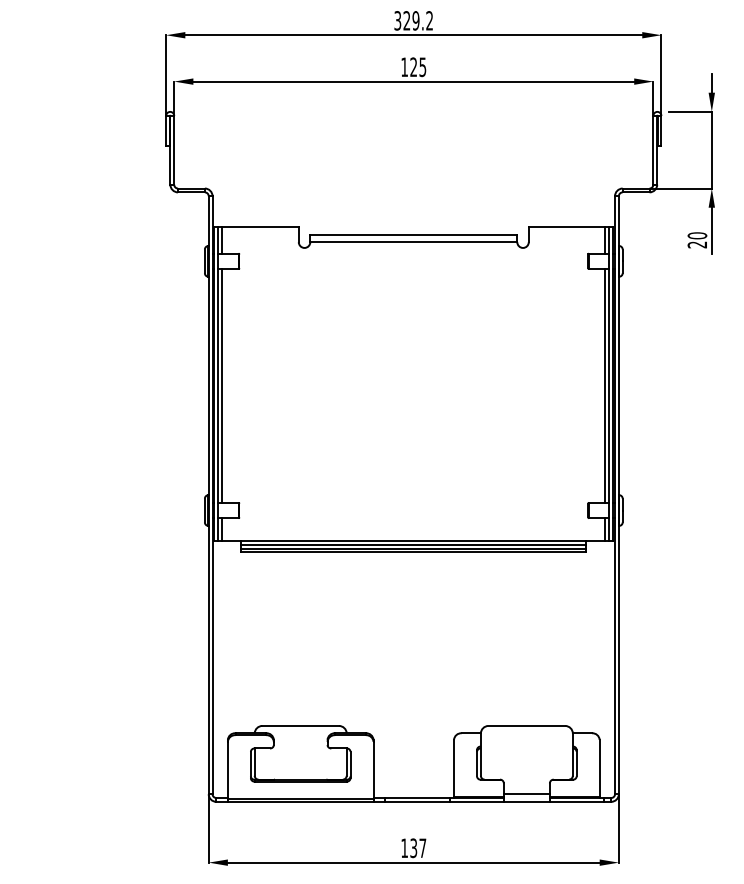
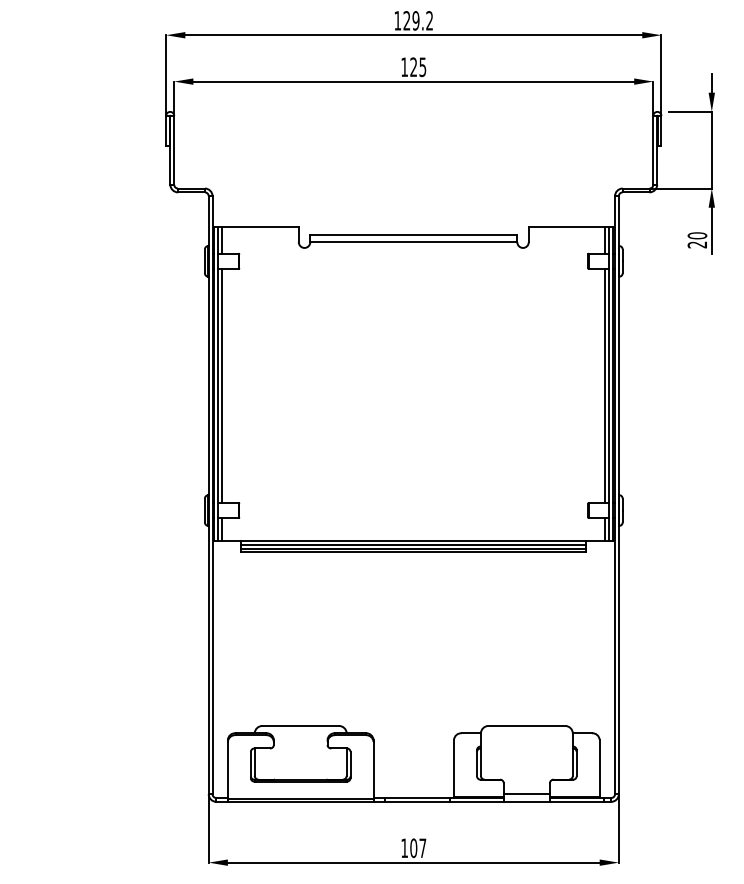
text: 329.2 -> 129.2 (397, 20)
text: 137 -> 107 (413, 848)
